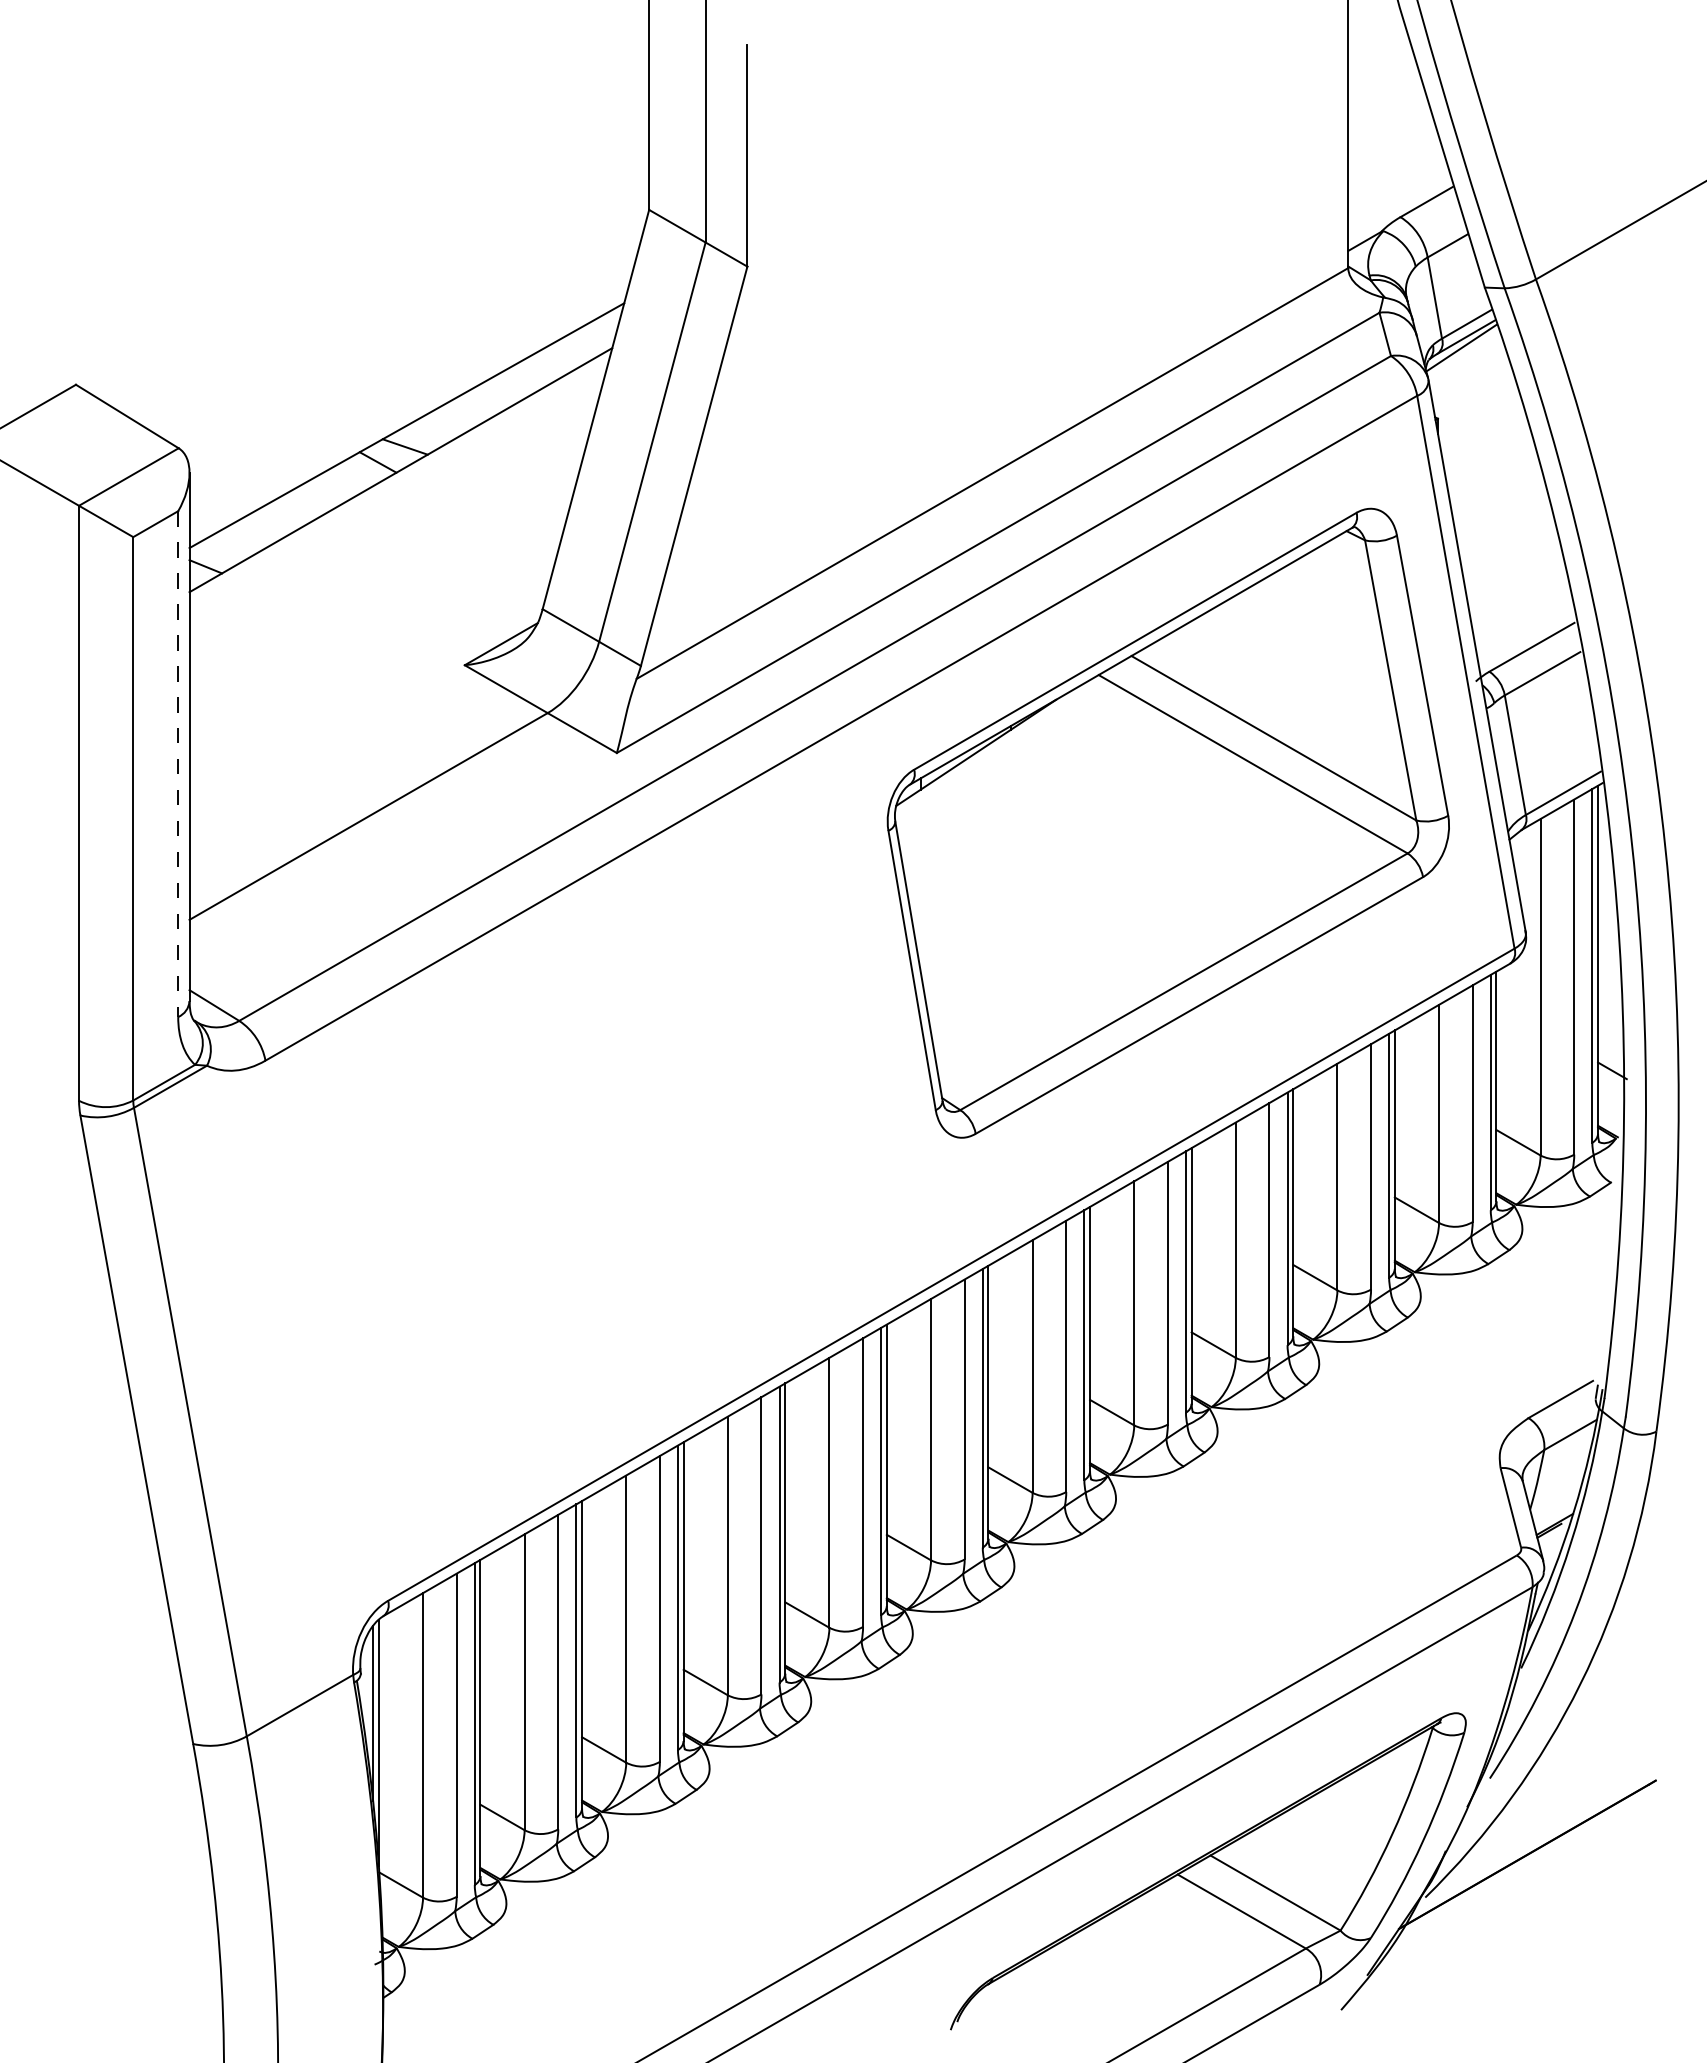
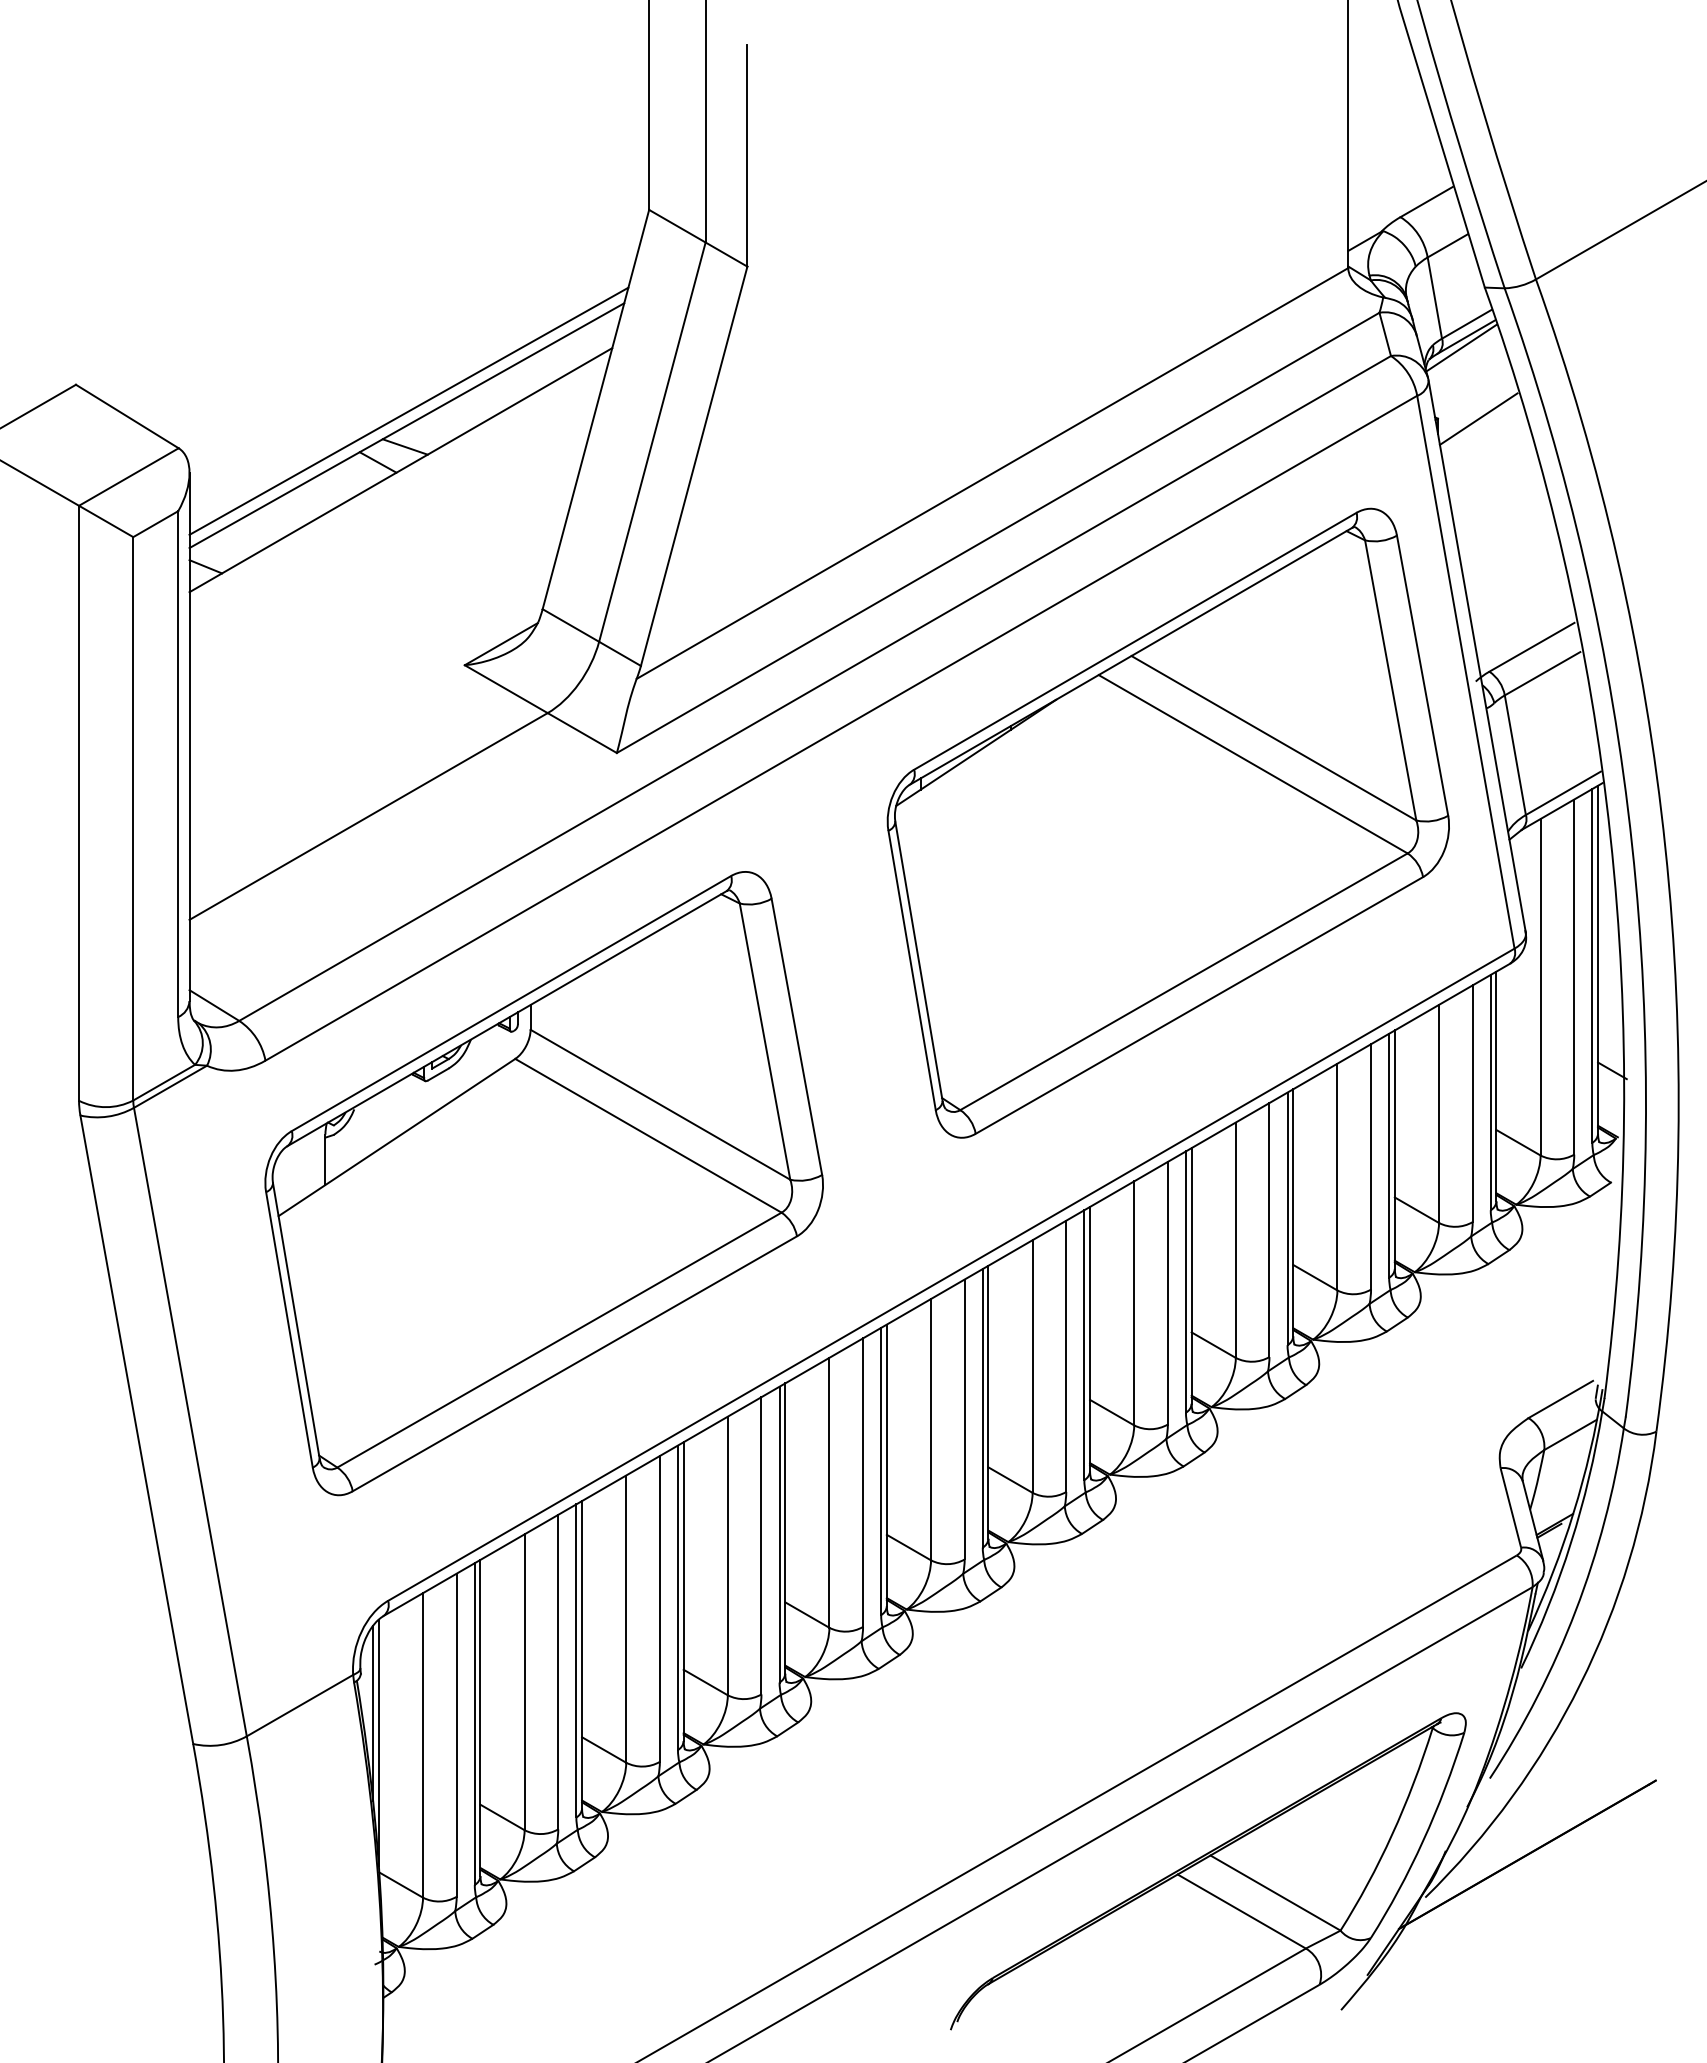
line: none -> present (408, 410)
line: none -> present (1478, 418)
line: dashed -> solid (178, 764)
part: none -> present (543, 1183)
